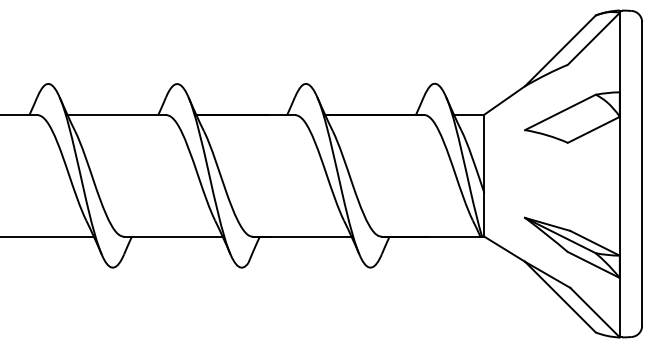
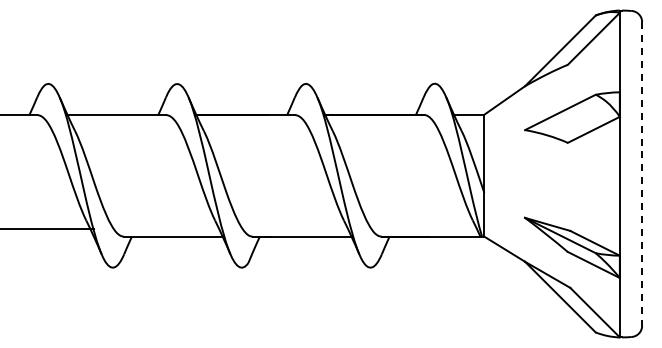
line: solid -> dashed (642, 173)
line position: (47, 236) -> (47, 228) (47, 228)
